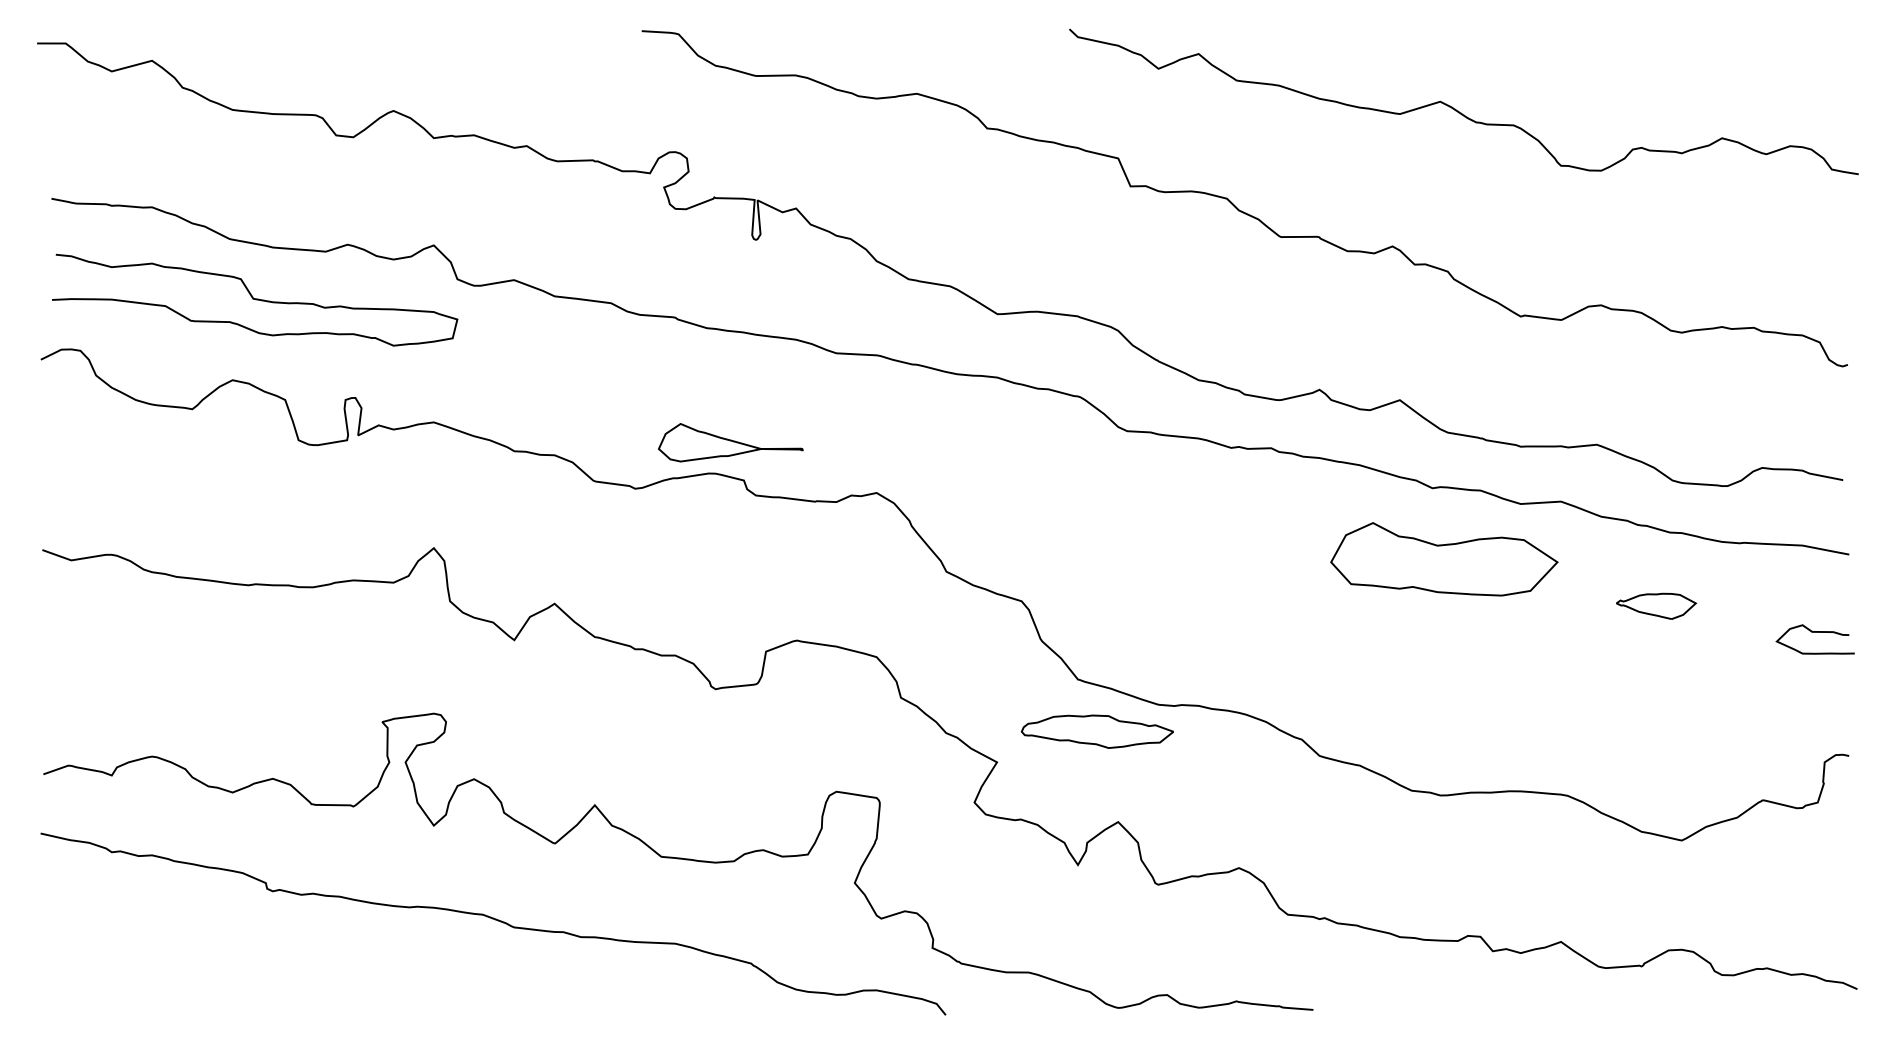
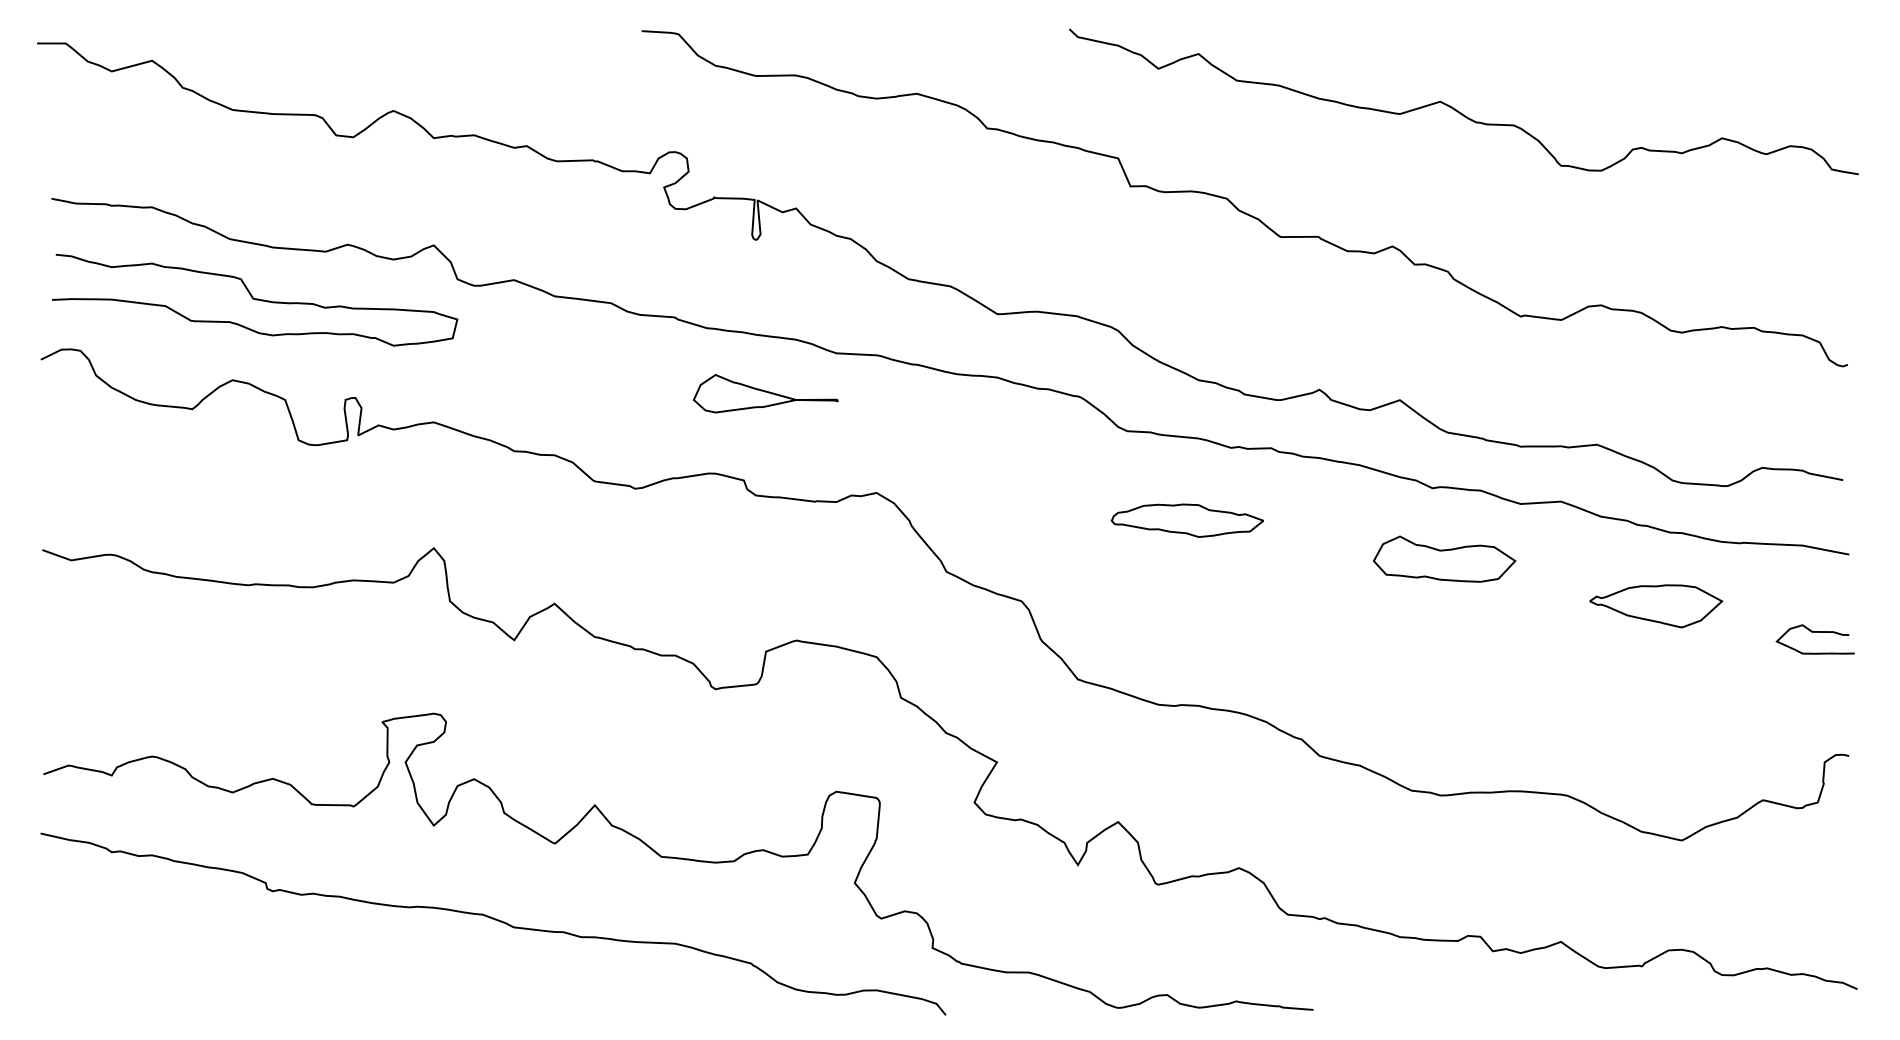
part position: (730, 442) -> (765, 393) (765, 393)
part size: 229x75 px -> 144x48 px (1444, 558)
part size: 82x28 px -> 135x45 px (1656, 606)
part position: (1096, 731) -> (1186, 520) (1186, 520)
